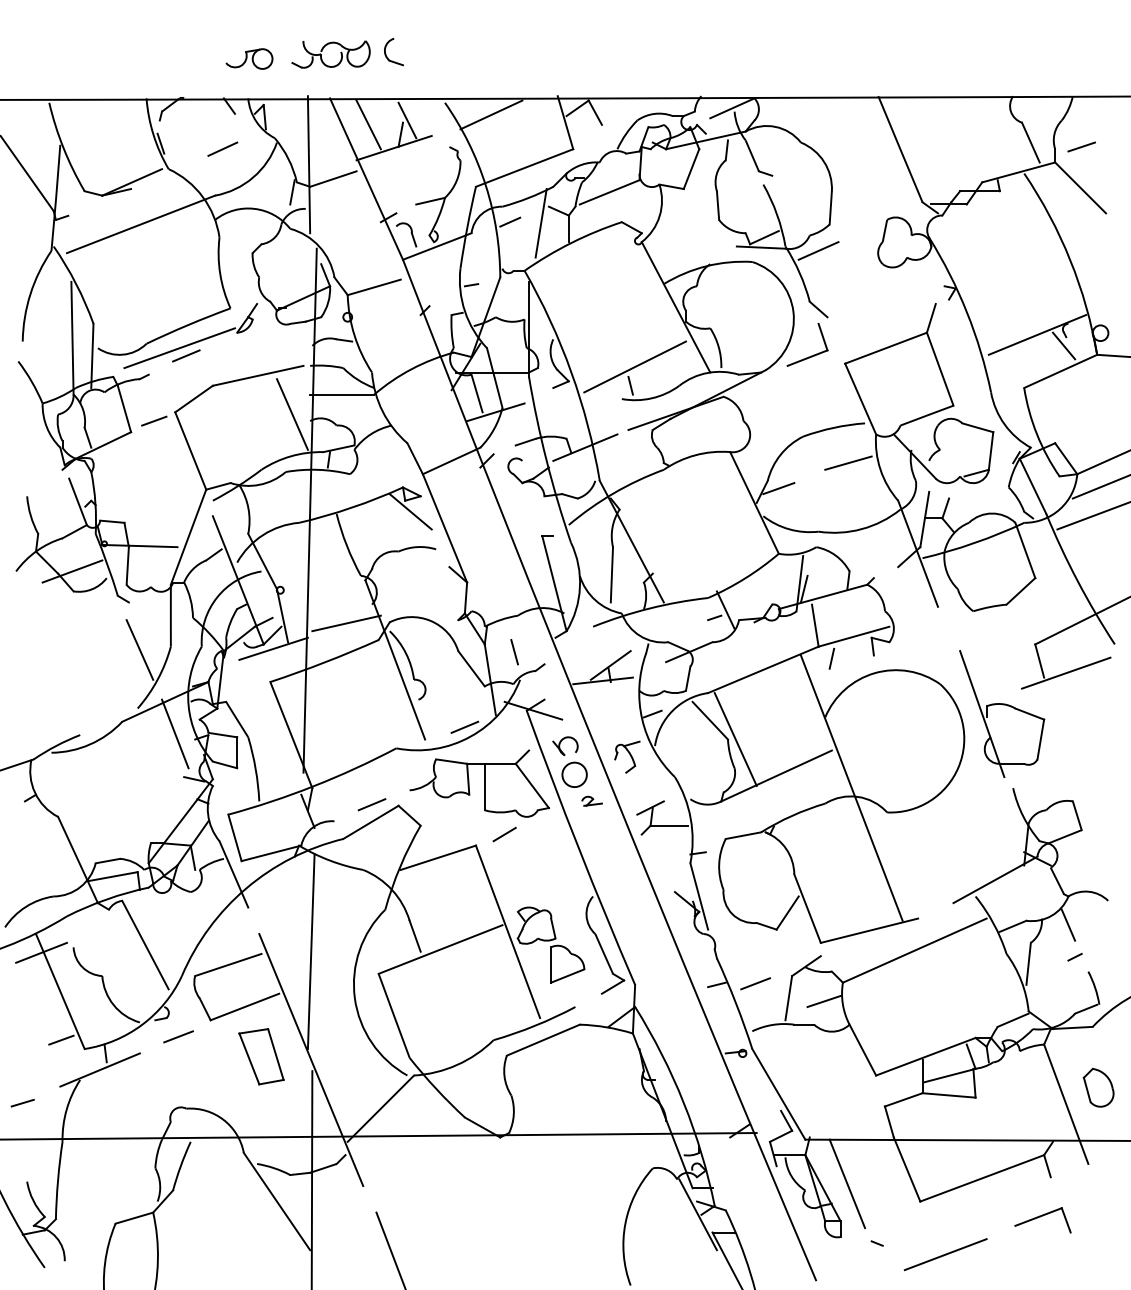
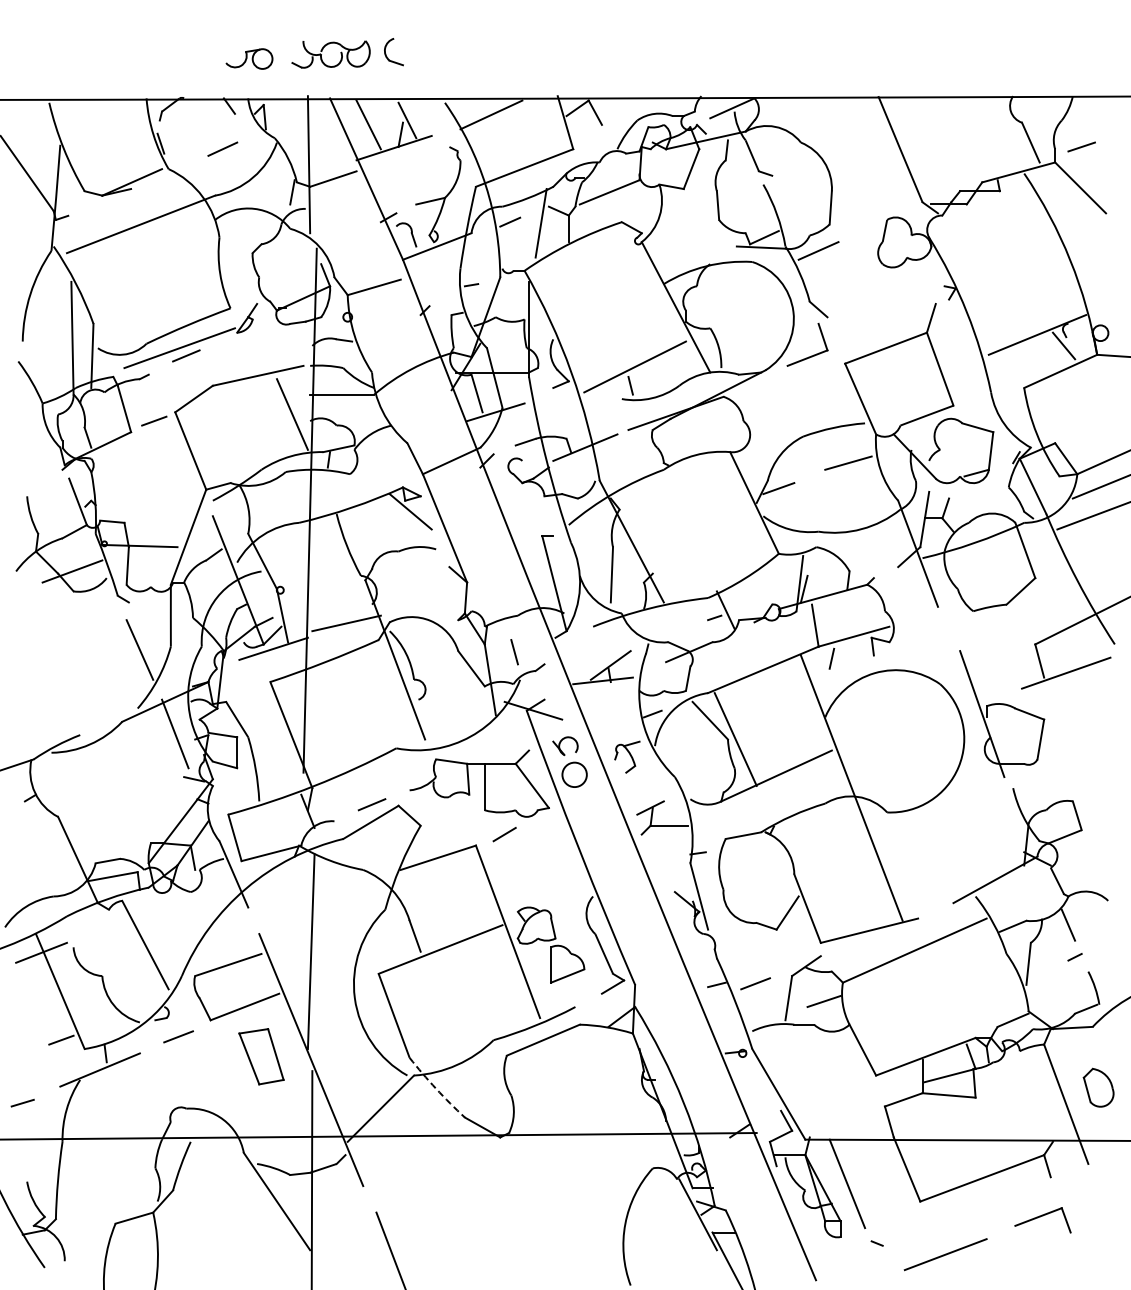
line: present -> none (464, 726)
part: present -> none (591, 800)
arc: solid -> dashed (436, 1088)
